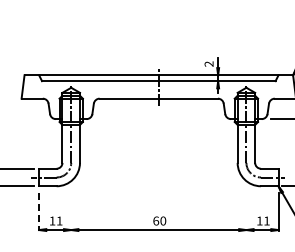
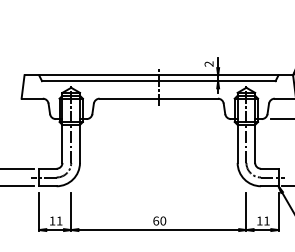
line: none -> present (71, 211)
line: none -> present (246, 211)
line: dashed -> solid (39, 212)
